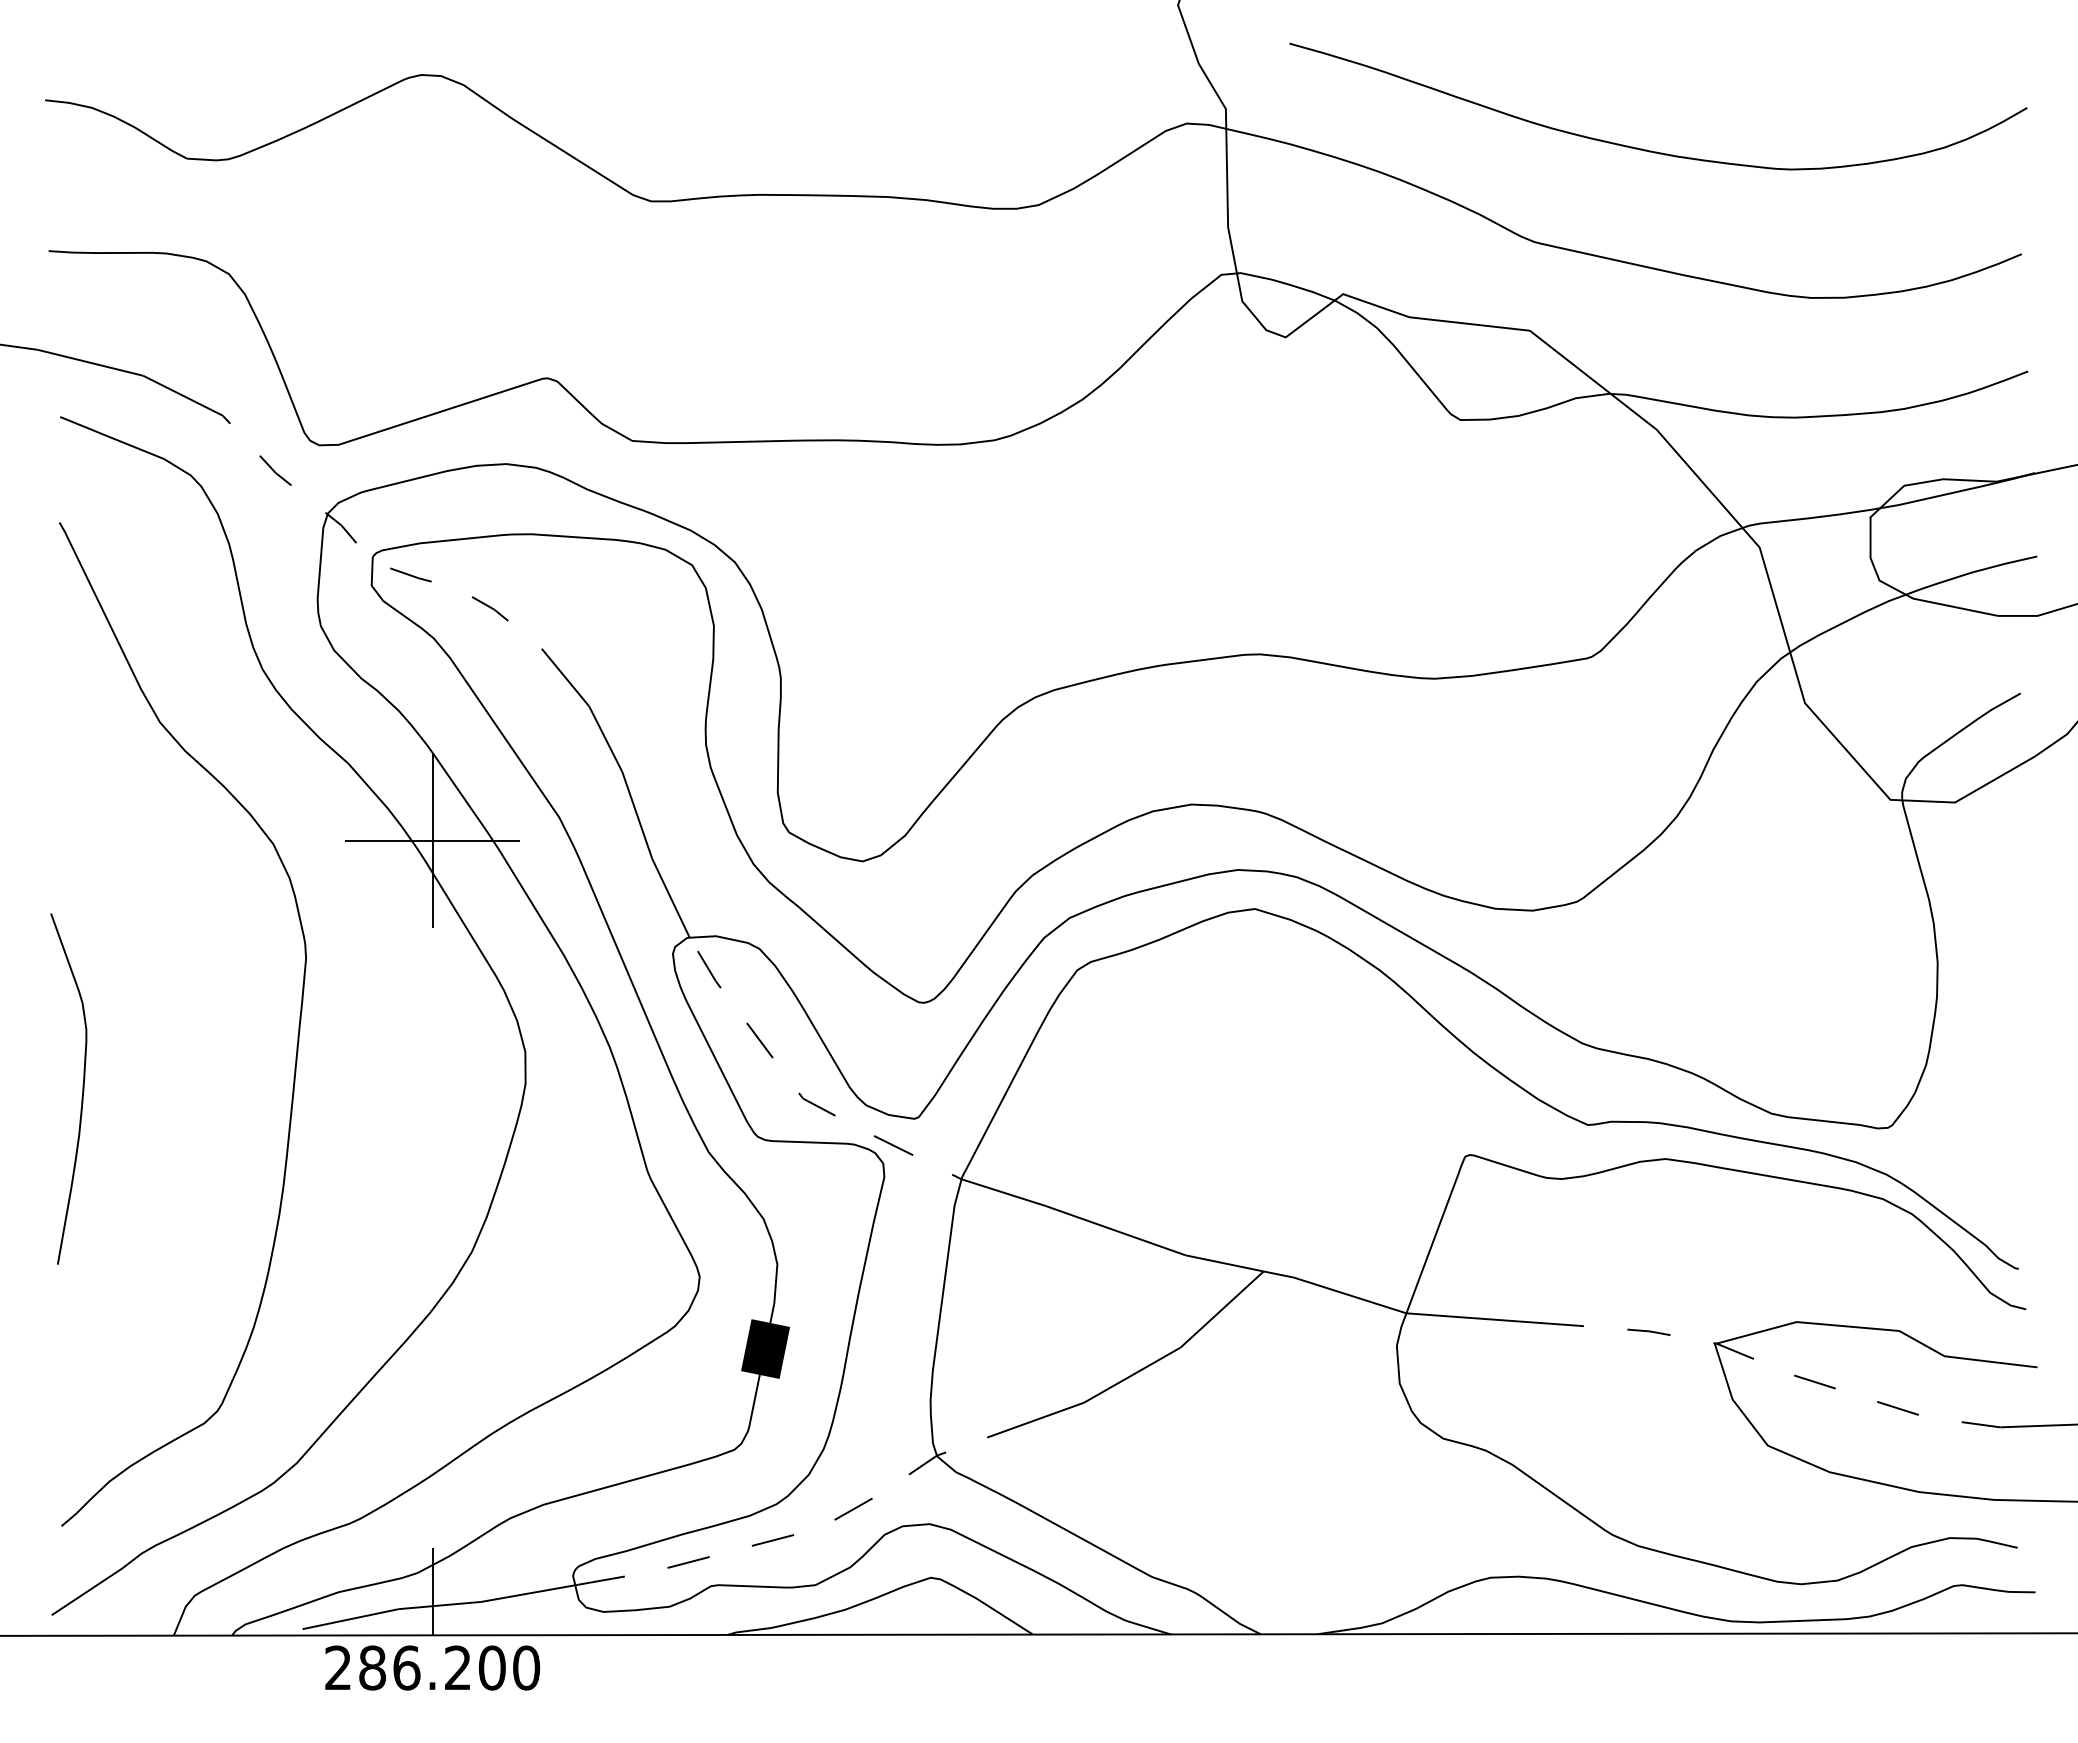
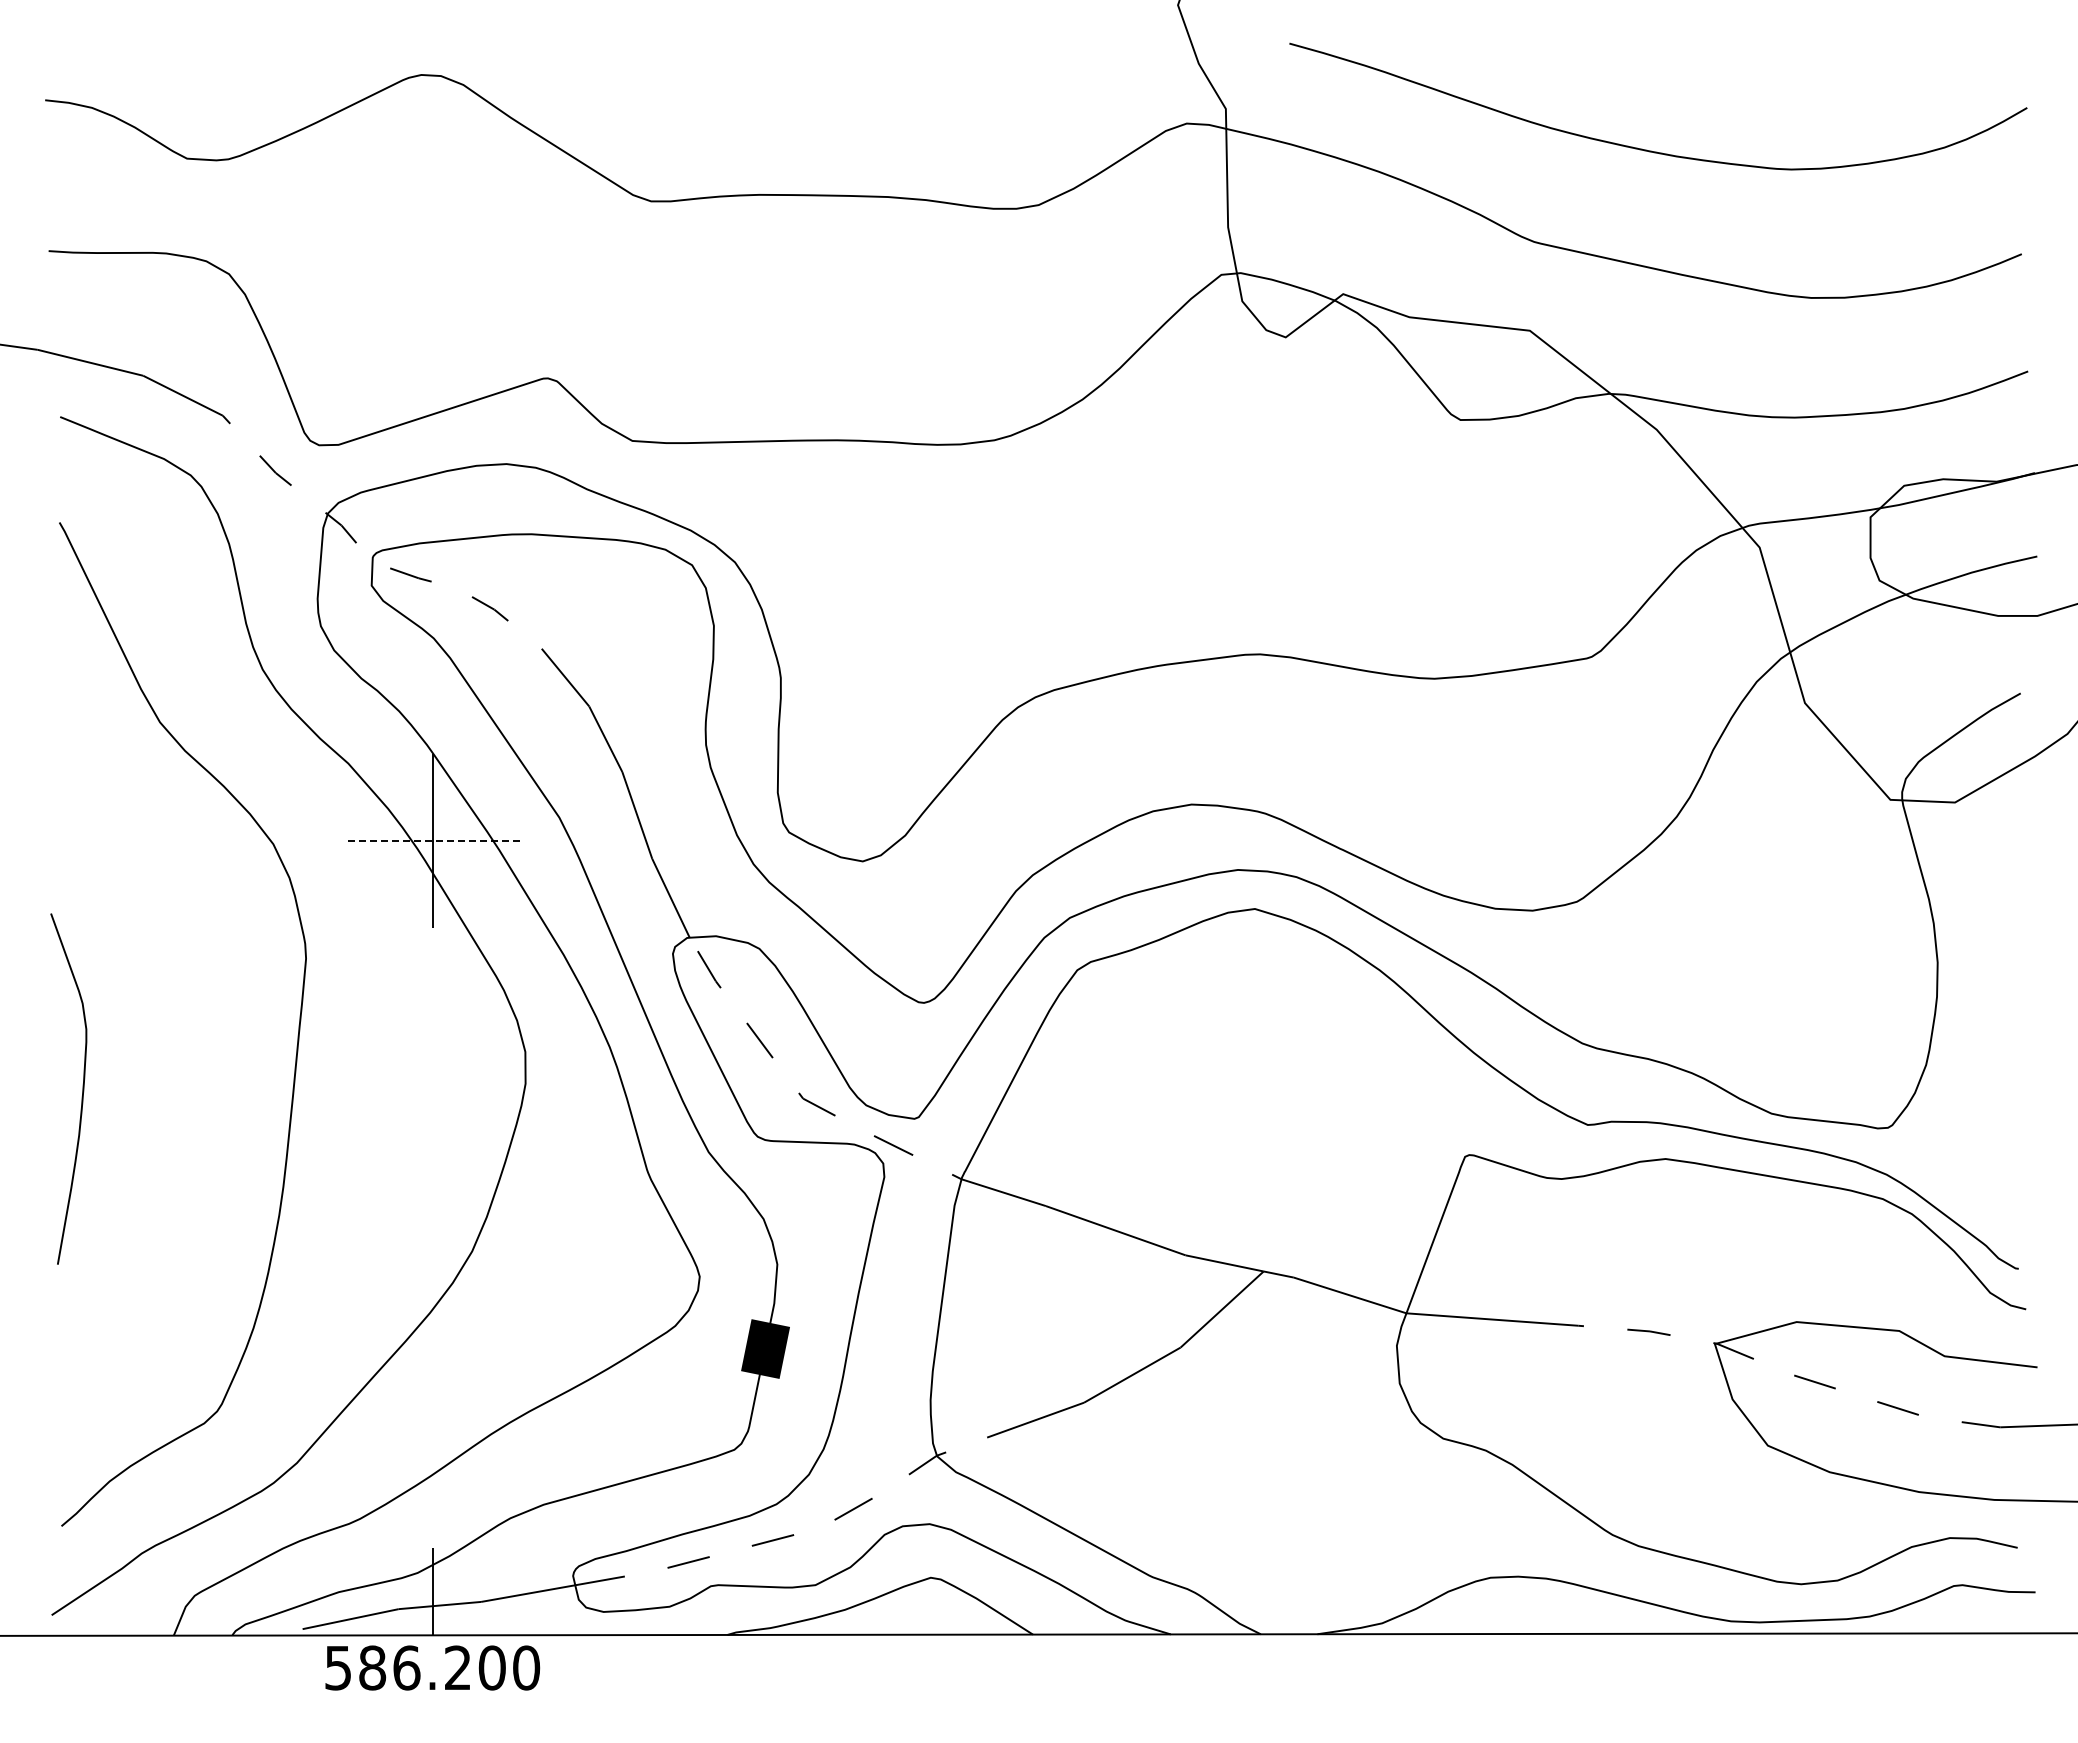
line: solid -> dashed (432, 841)
text: 286.200 -> 586.200 (337, 1667)
